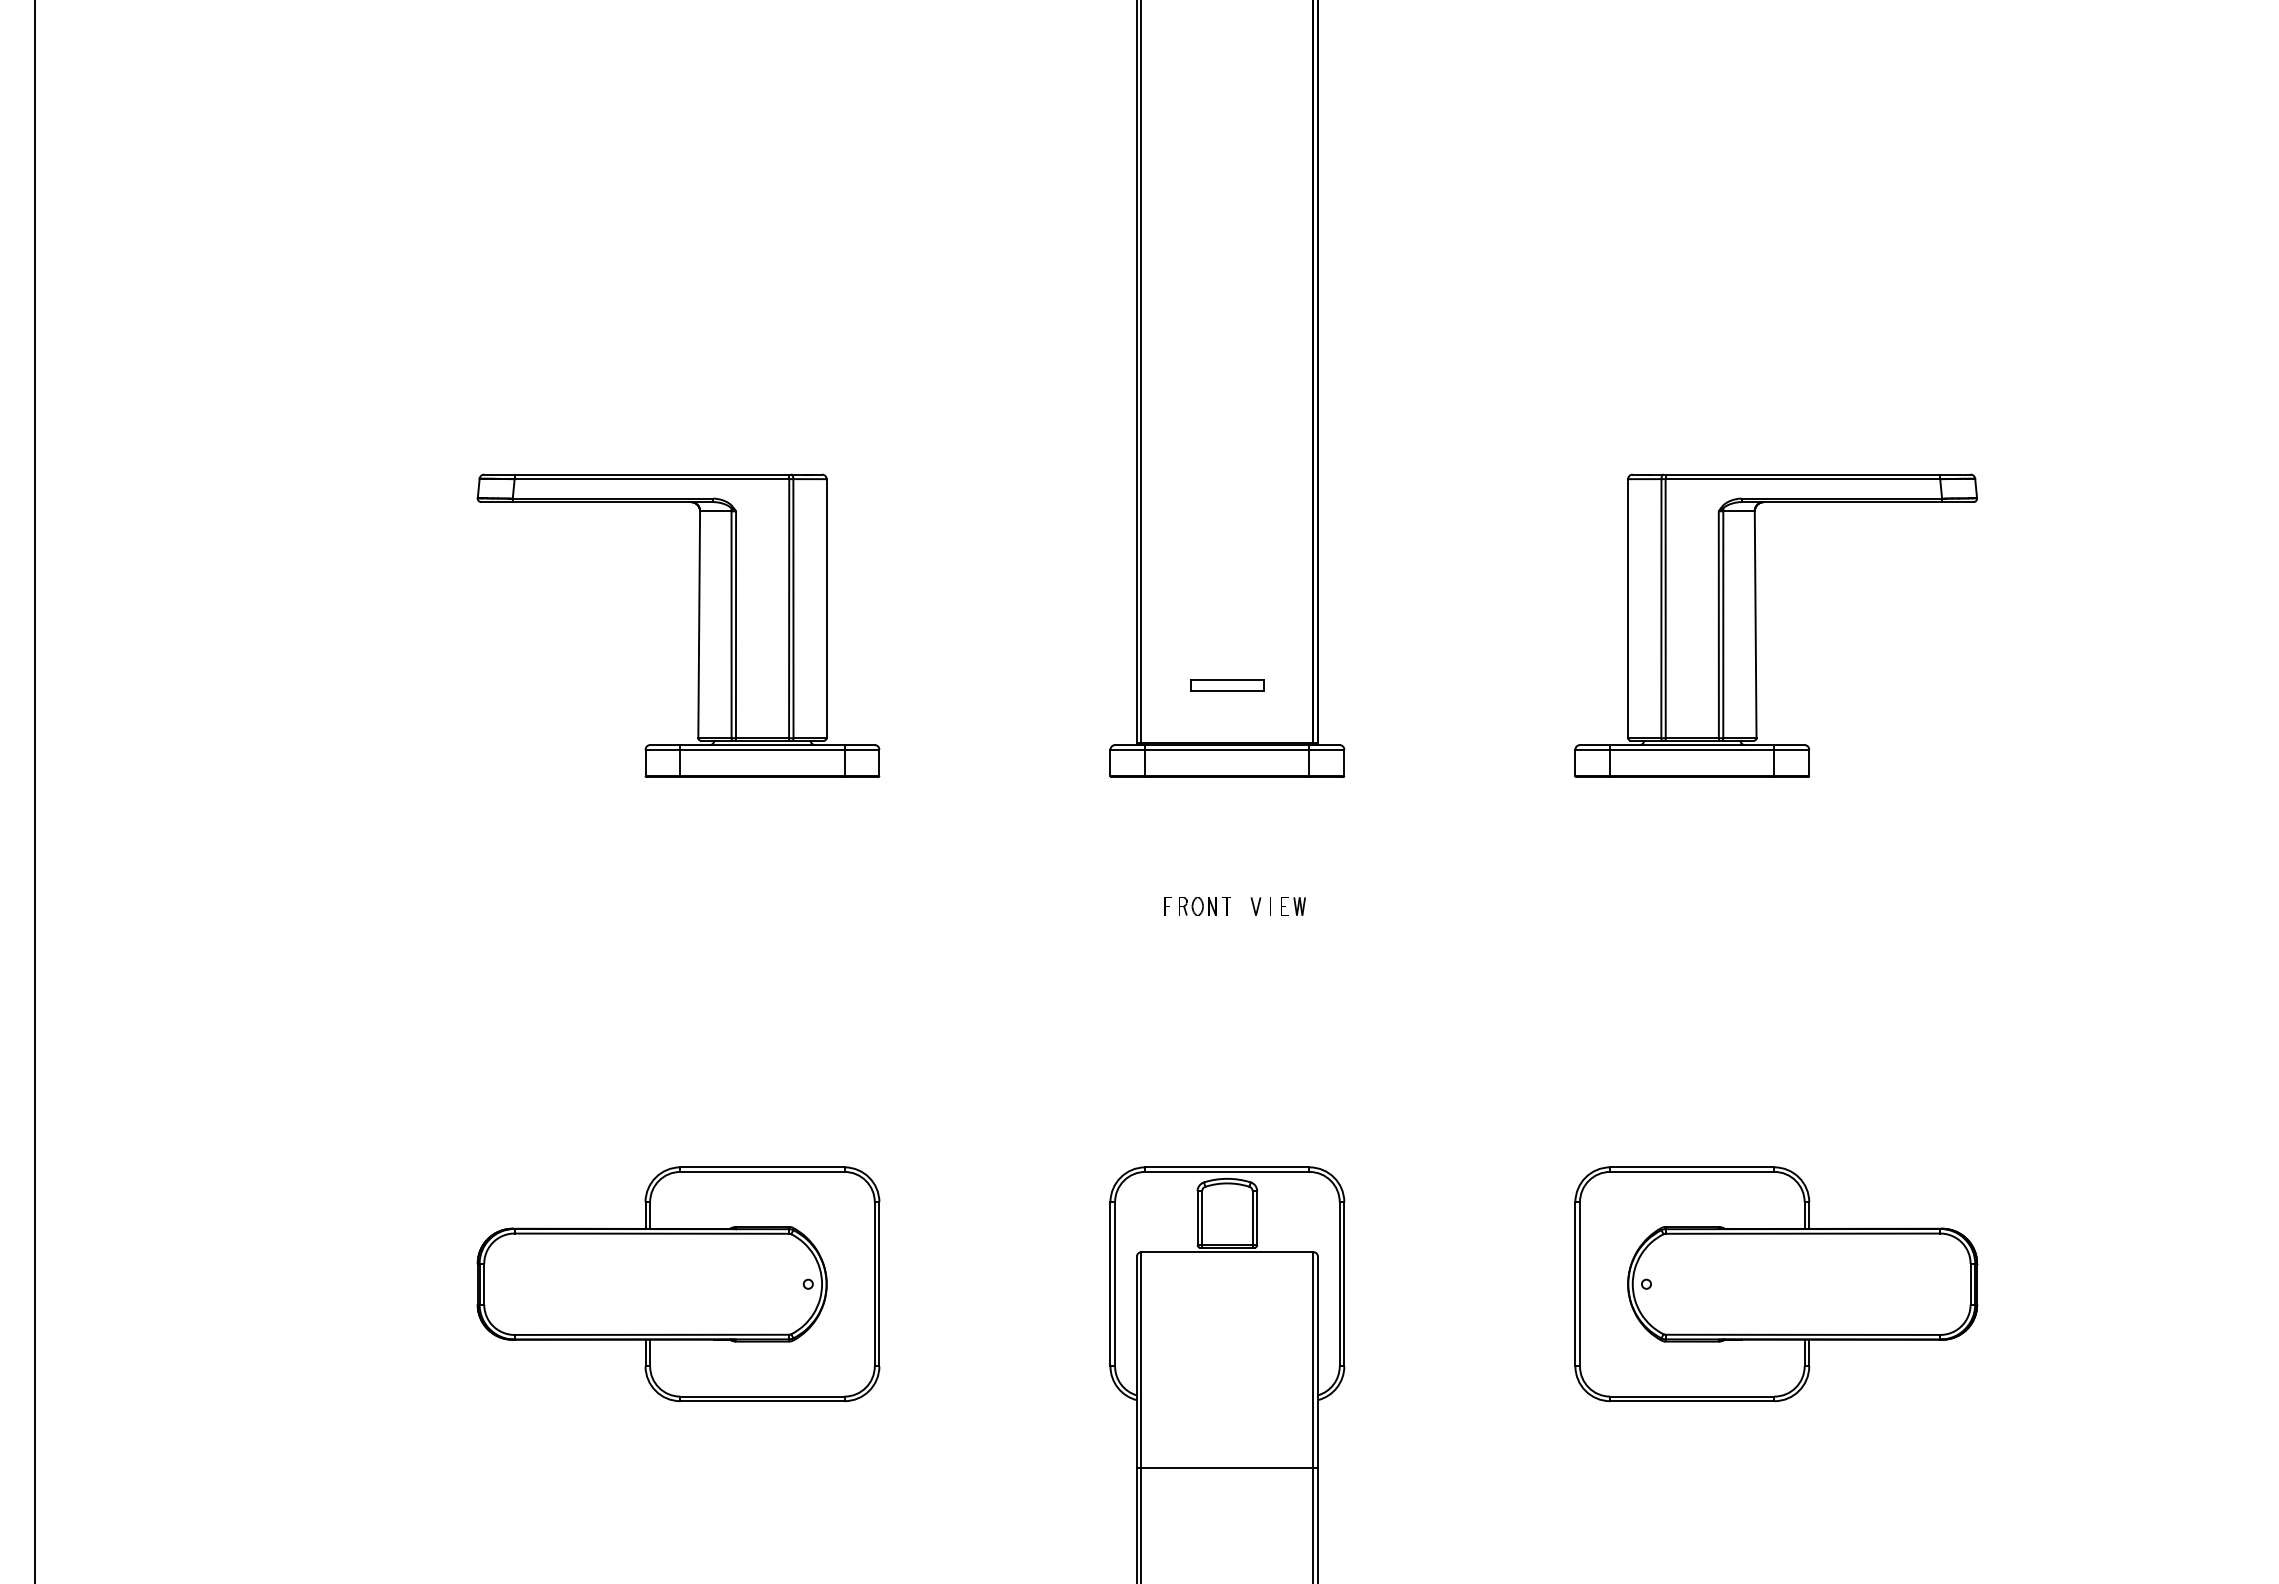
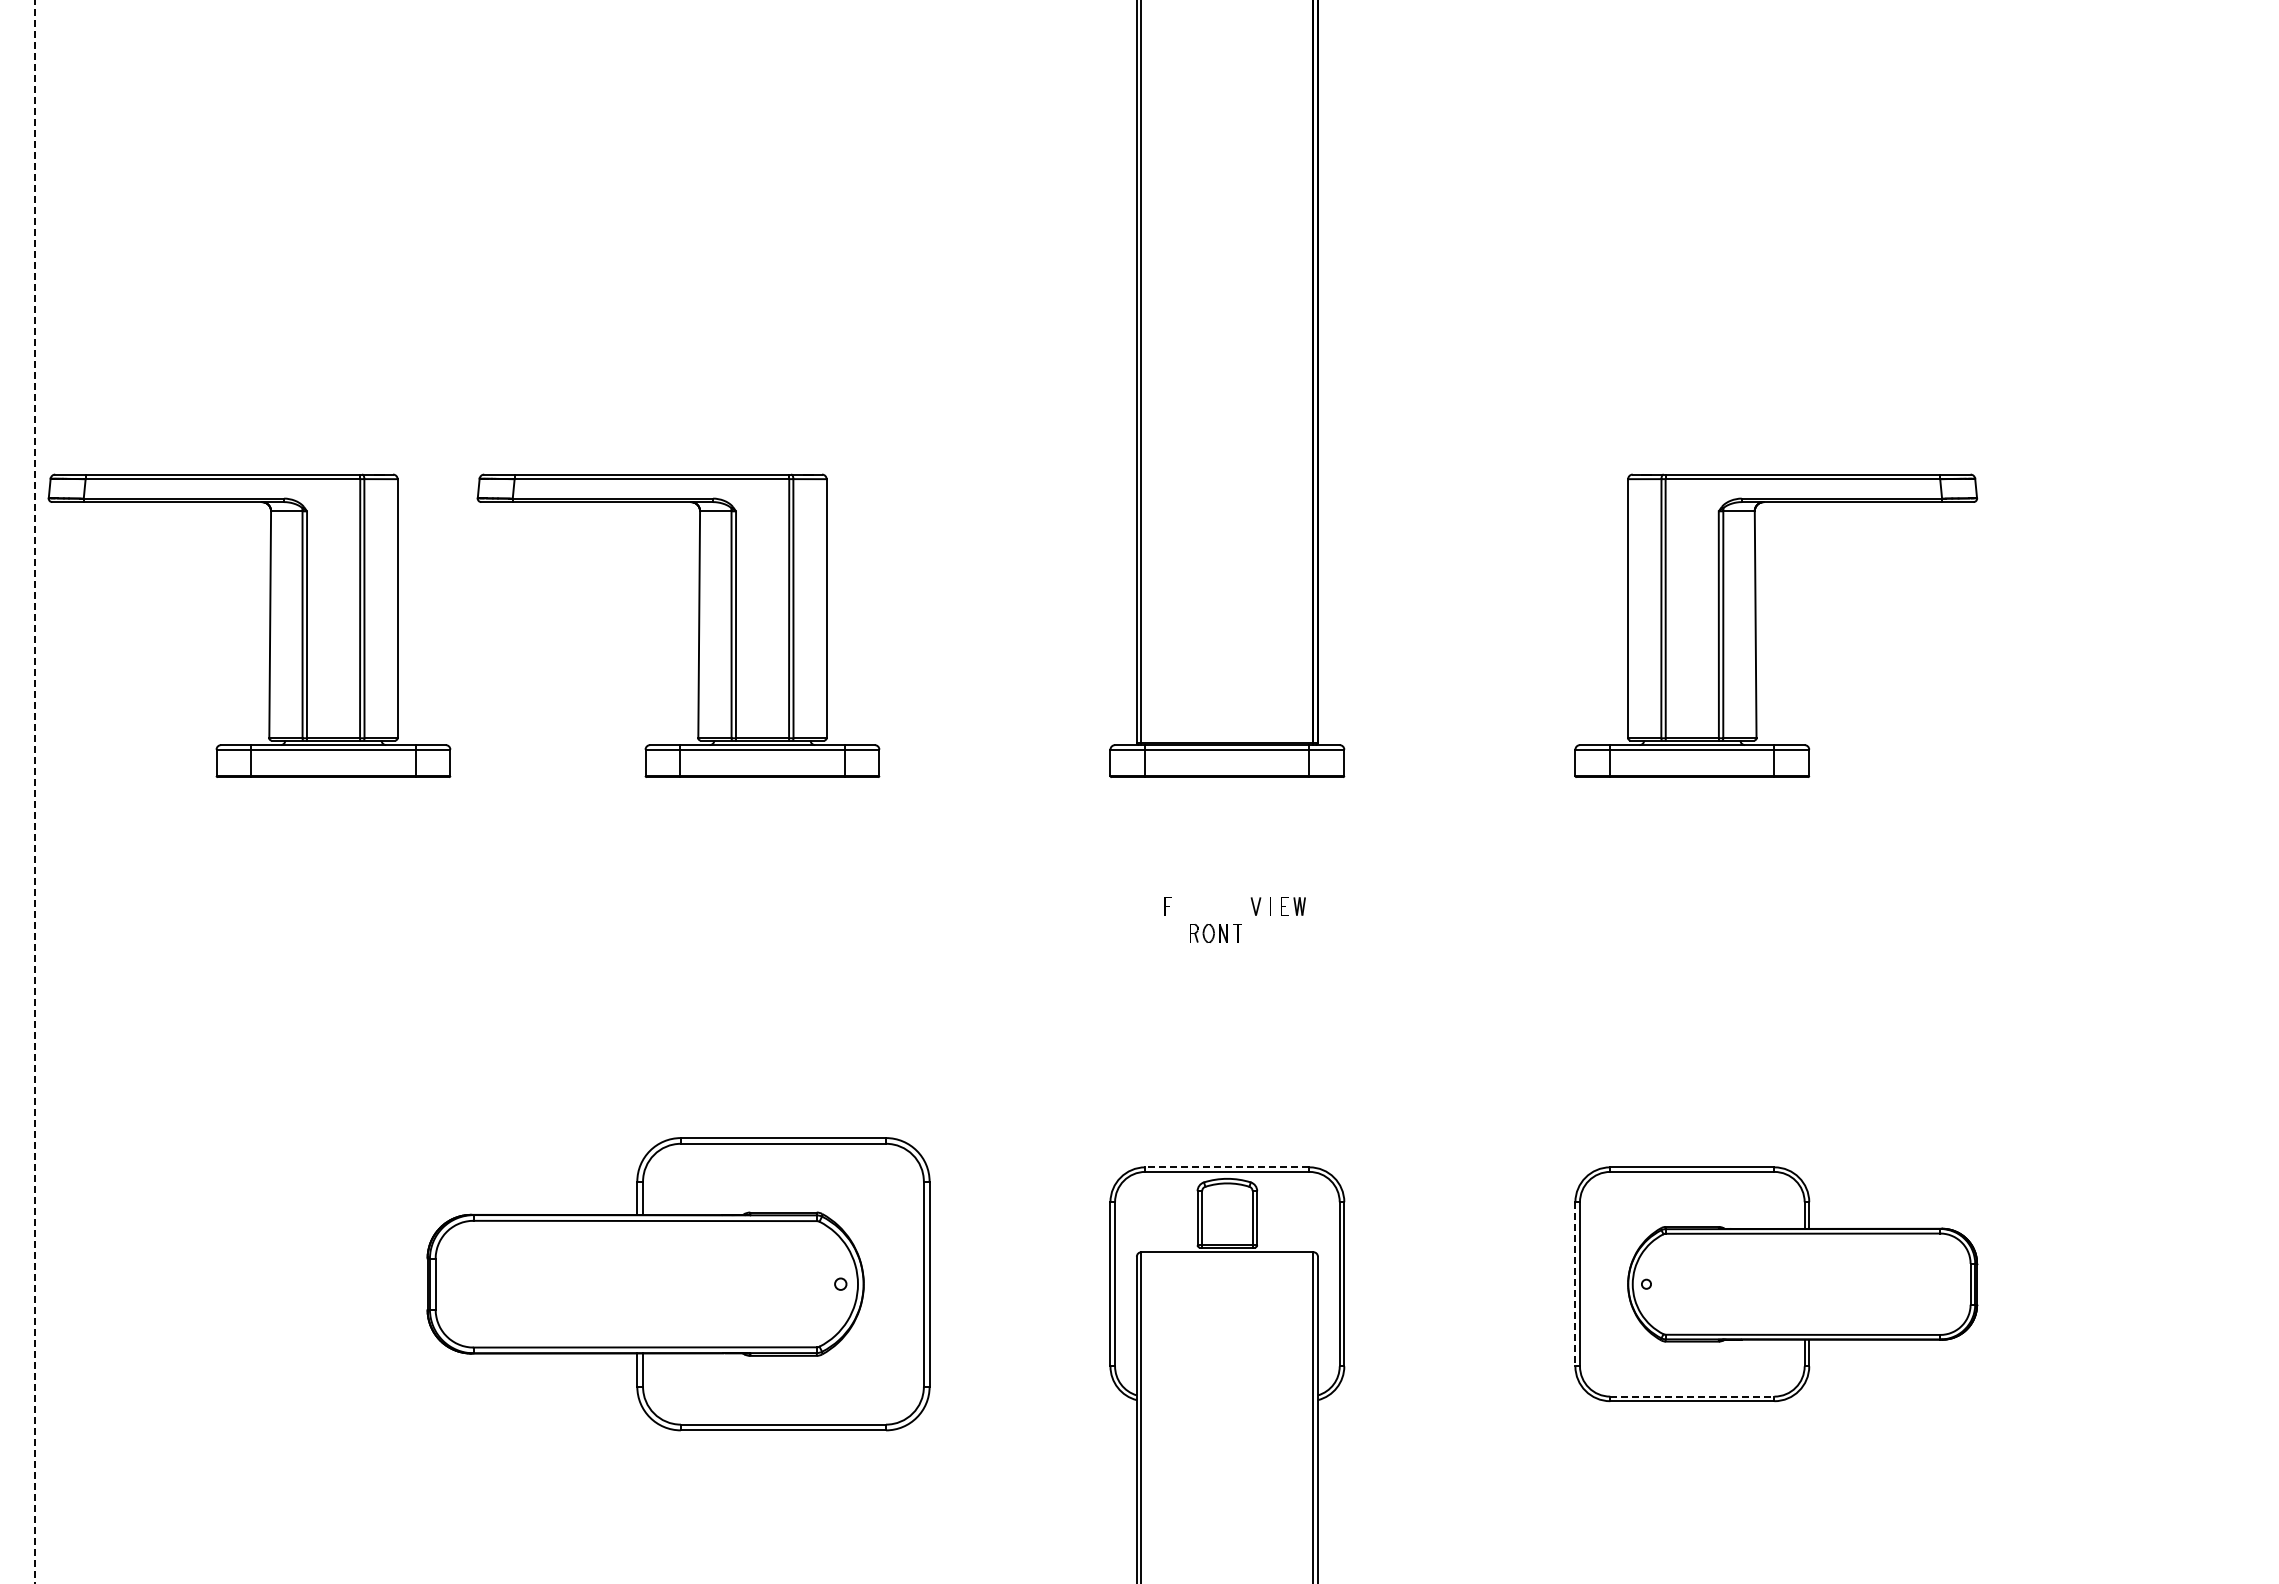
part: none -> present (269, 625)
part: present -> none (1227, 685)
line: solid -> dashed (35, 792)
part position: (1204, 906) -> (1215, 933) (1215, 933)
line: solid -> dashed (1226, 1167)
part size: 405x237 px -> 505x295 px (678, 1284)
line: solid -> dashed (1575, 1284)
line: solid -> dashed (1692, 1396)
line: present -> none (1226, 1467)
